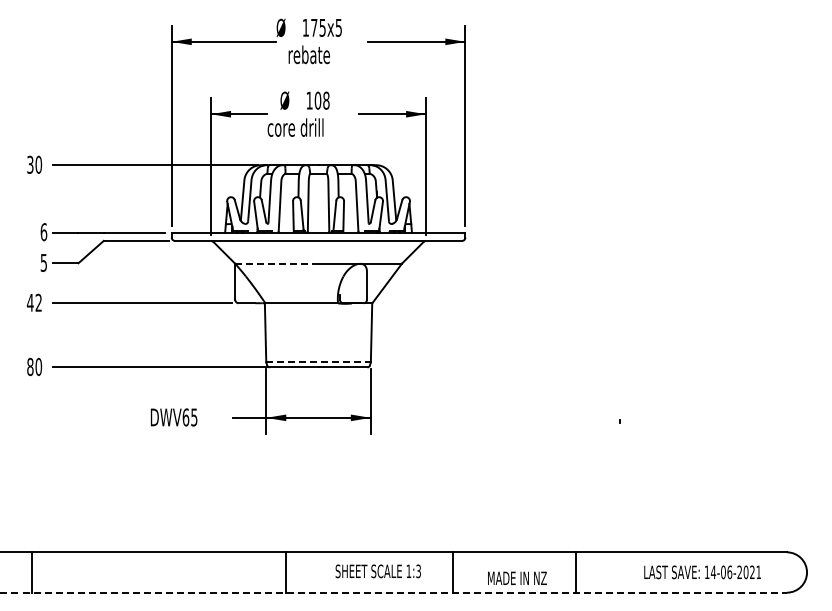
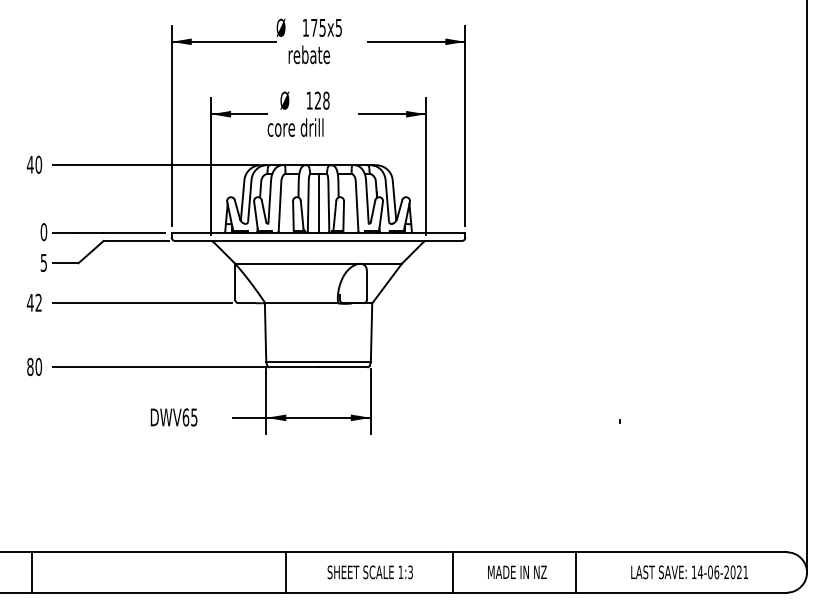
text: 108 -> 128 (317, 100)
text: 30 -> 40 (29, 164)
line: none -> present (318, 202)
text: 6 -> 0 (43, 231)
line: dashed -> solid (276, 263)
line: none -> present (807, 287)
line: dashed -> solid (319, 362)
text position: (377, 571) -> (369, 572) (369, 572)
text position: (702, 572) -> (689, 572) (689, 572)
text position: (517, 577) -> (517, 571) (517, 571)
line: dashed -> solid (394, 592)
